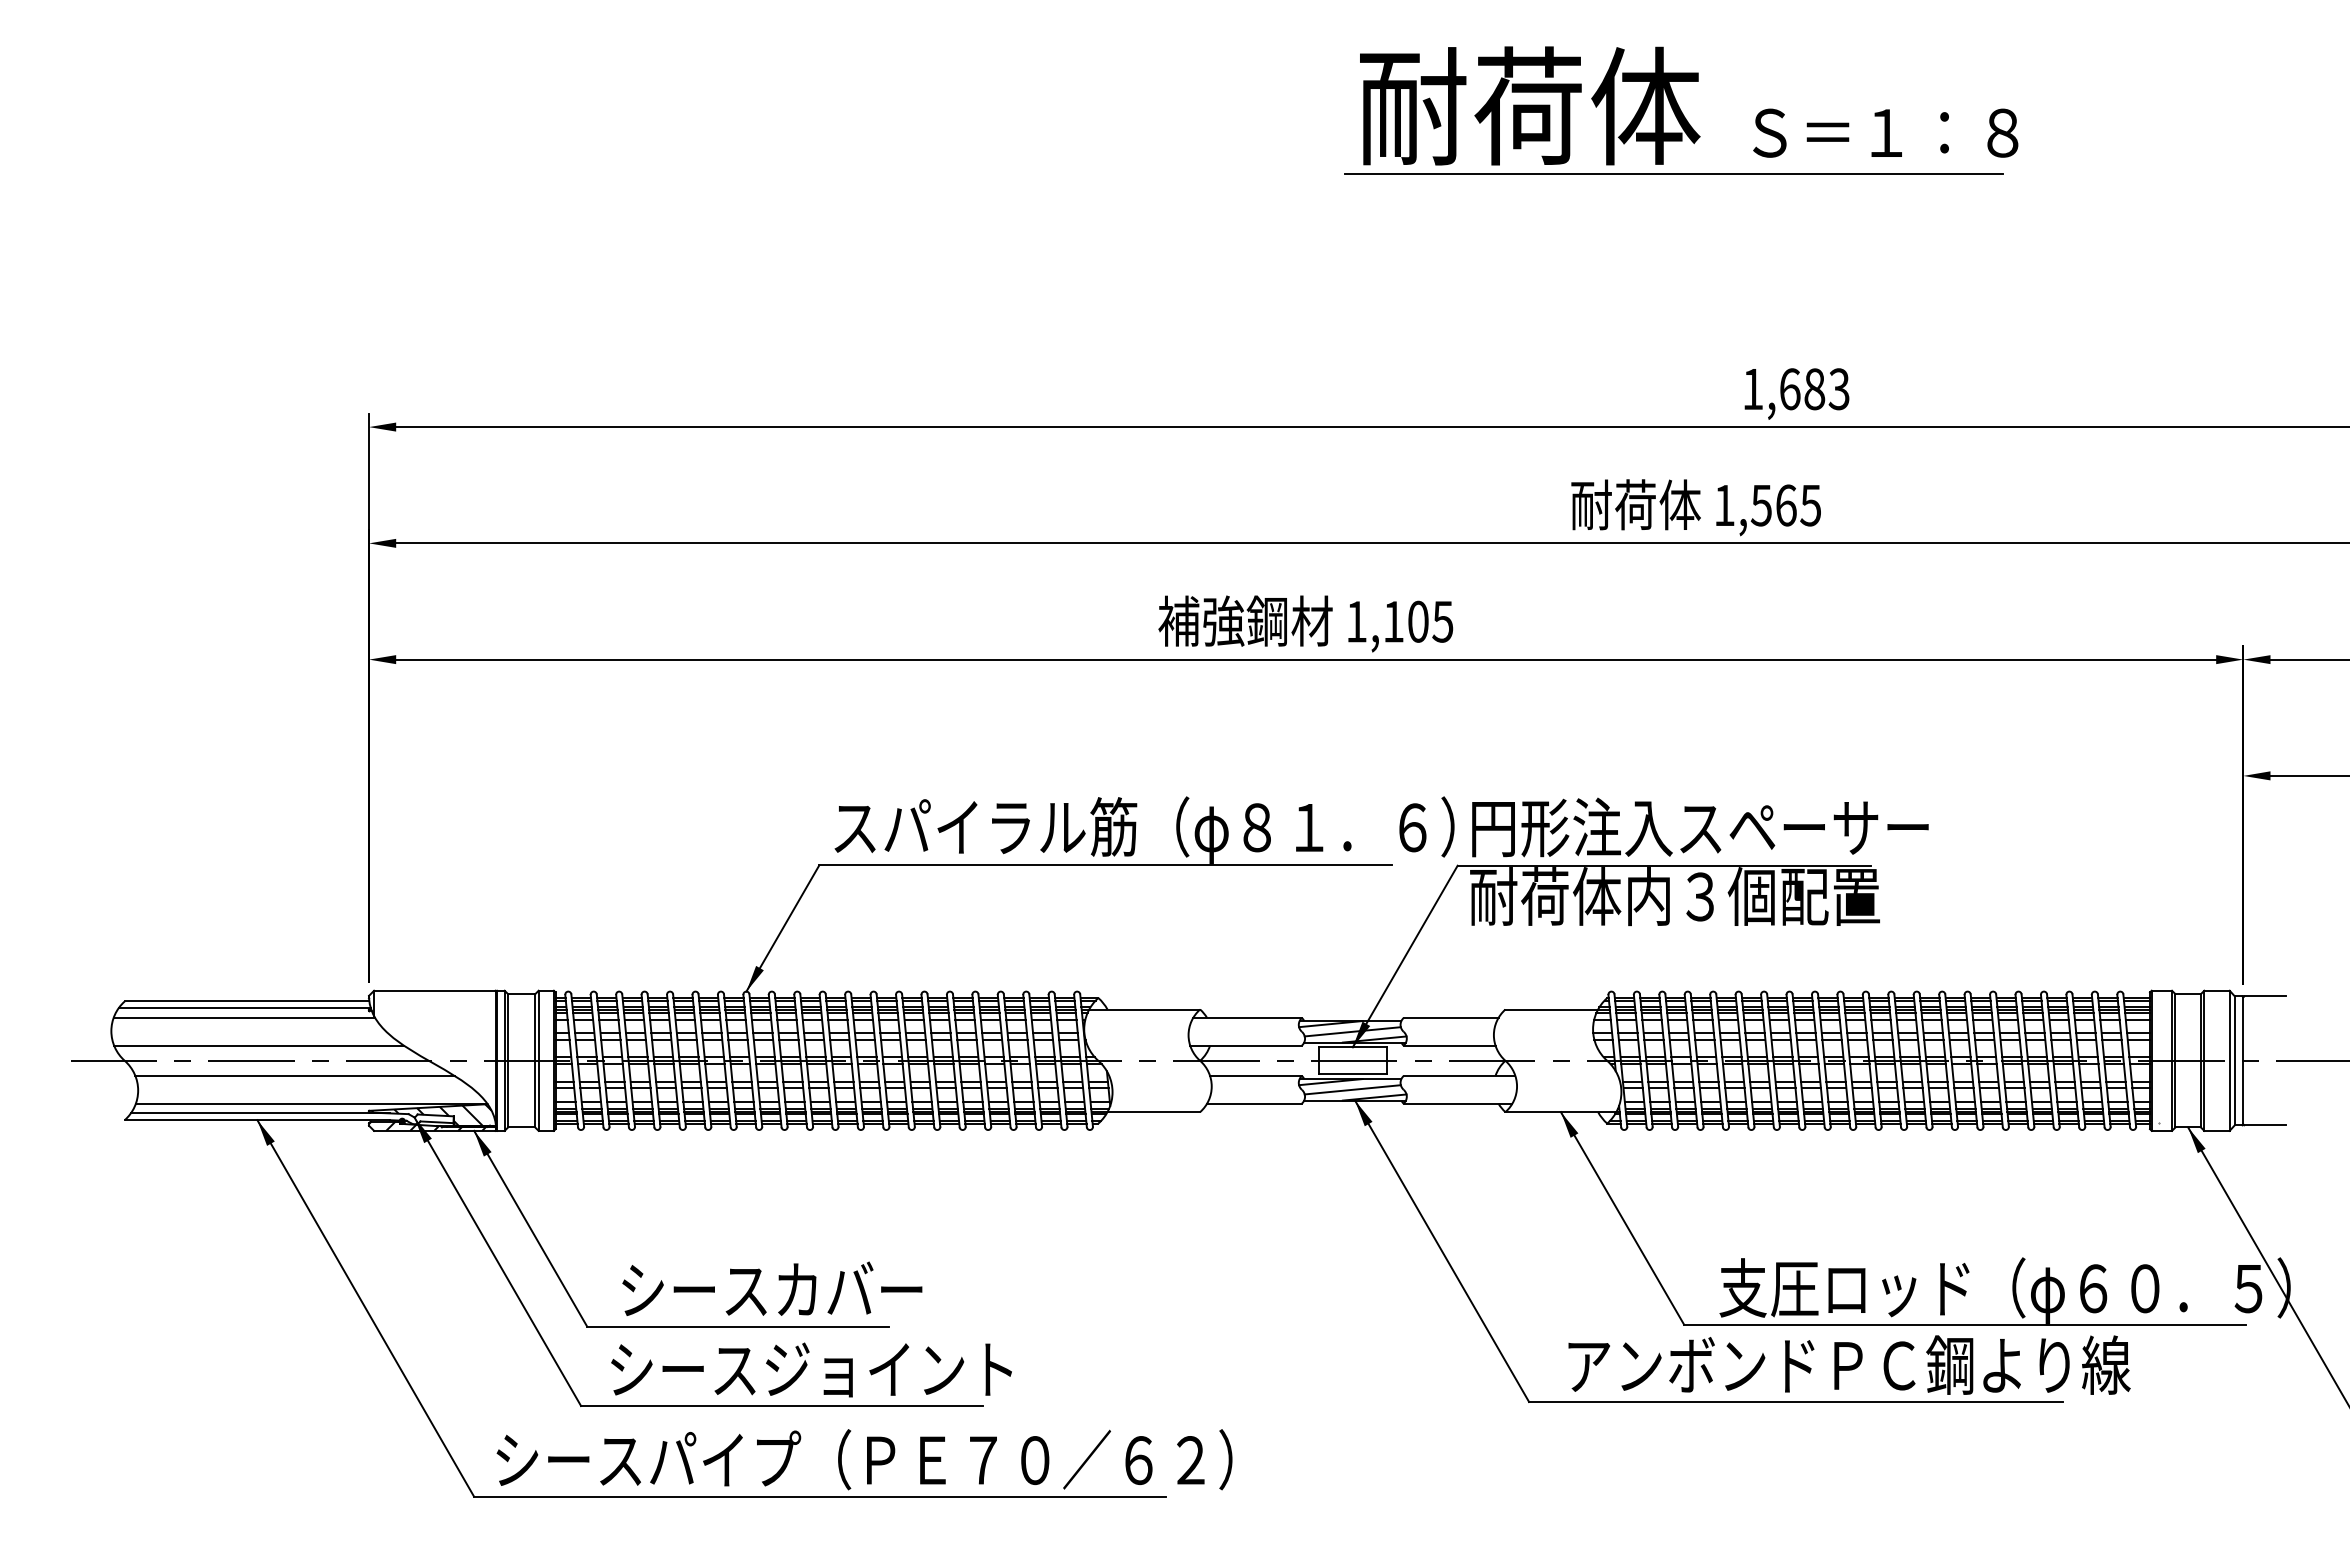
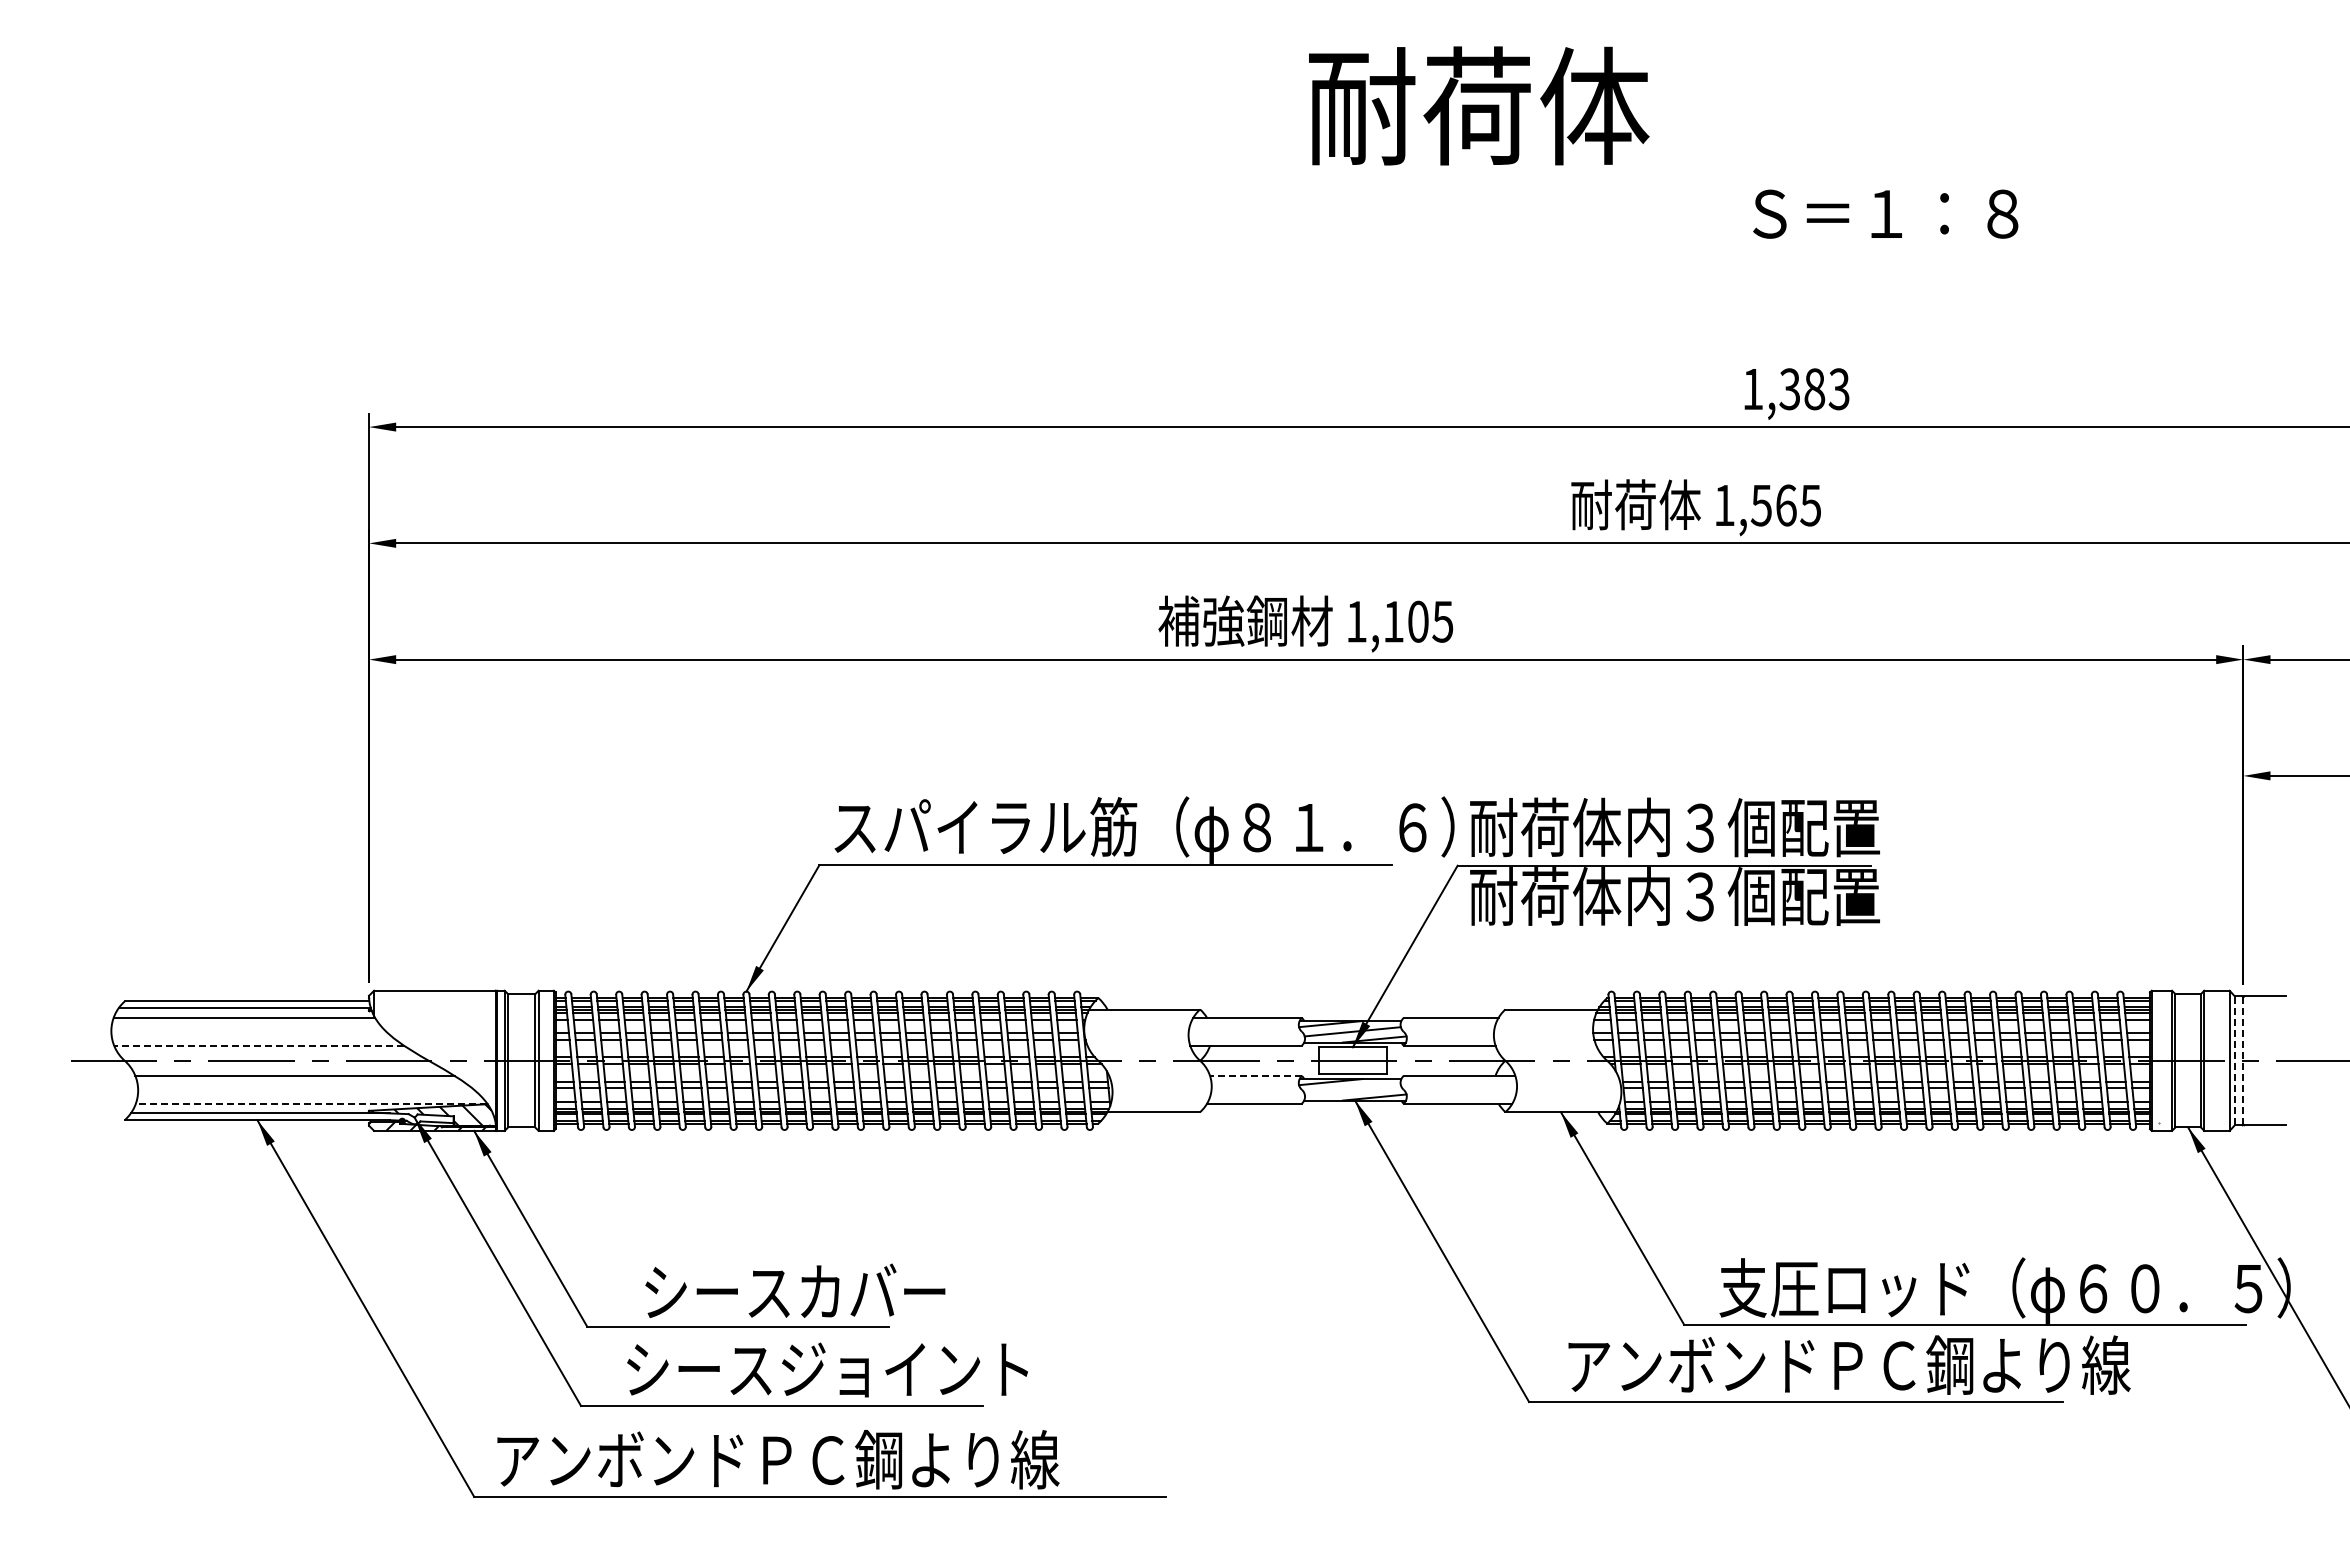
text position: (1530, 105) -> (1479, 105) (1479, 105)
text position: (1885, 132) -> (1885, 213) (1885, 213)
line: present -> none (1674, 174)
text: 1,683 -> 1,383 (1789, 389)
text: 円形注入スペーサー -> 耐荷体内３個配置 (1699, 827)
line: solid -> dashed (259, 1045)
line: solid -> dashed (2234, 1060)
line: solid -> dashed (2243, 1060)
line: solid -> dashed (1256, 1076)
line: present -> none (1352, 1089)
line: solid -> dashed (311, 1103)
text position: (772, 1288) -> (795, 1290) (795, 1290)
text position: (811, 1369) -> (827, 1369) (827, 1369)
text: シースパイプ（ＰＥ７０／６２） -> アンボンドＰＣ鋼より線 (864, 1459)
